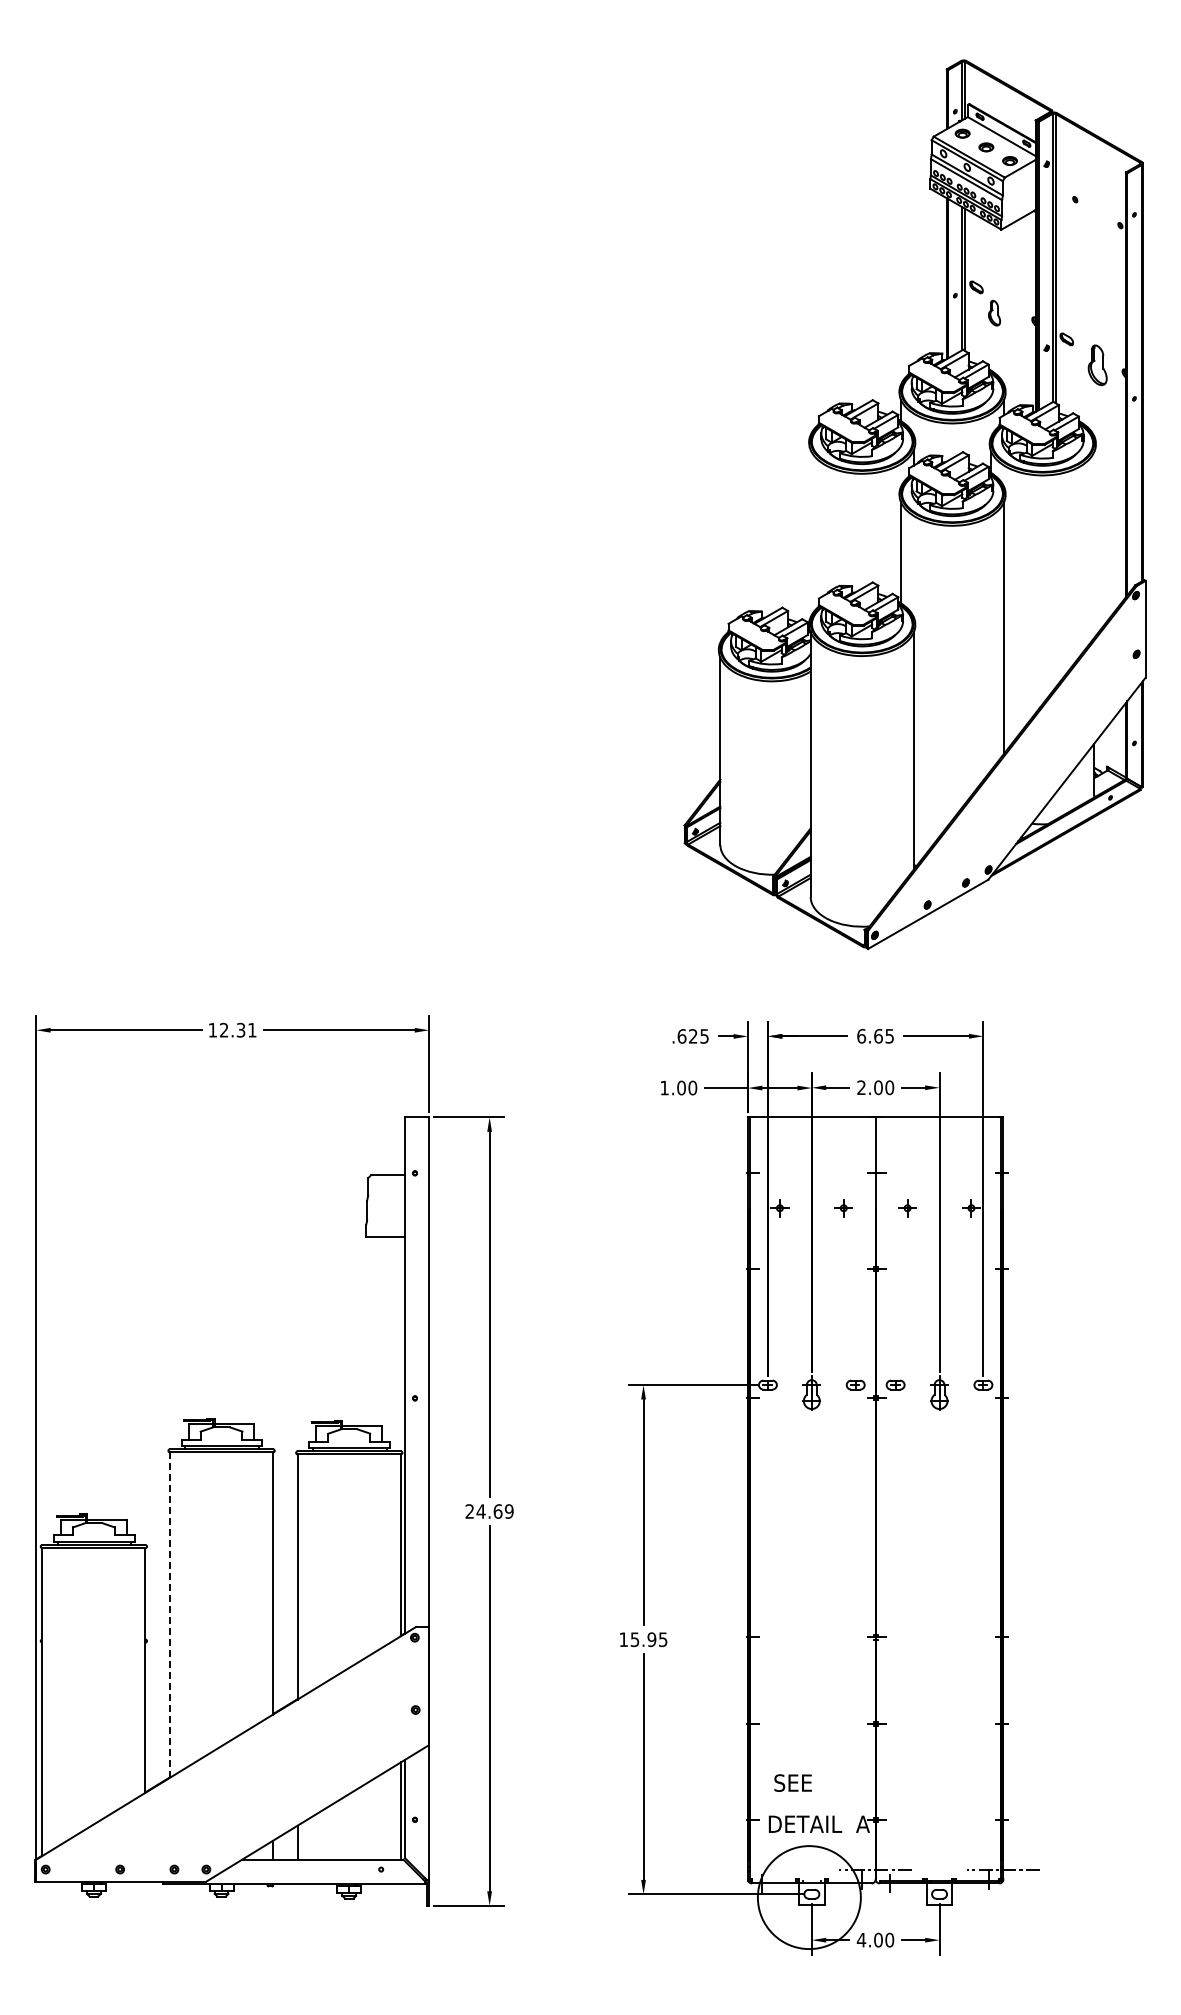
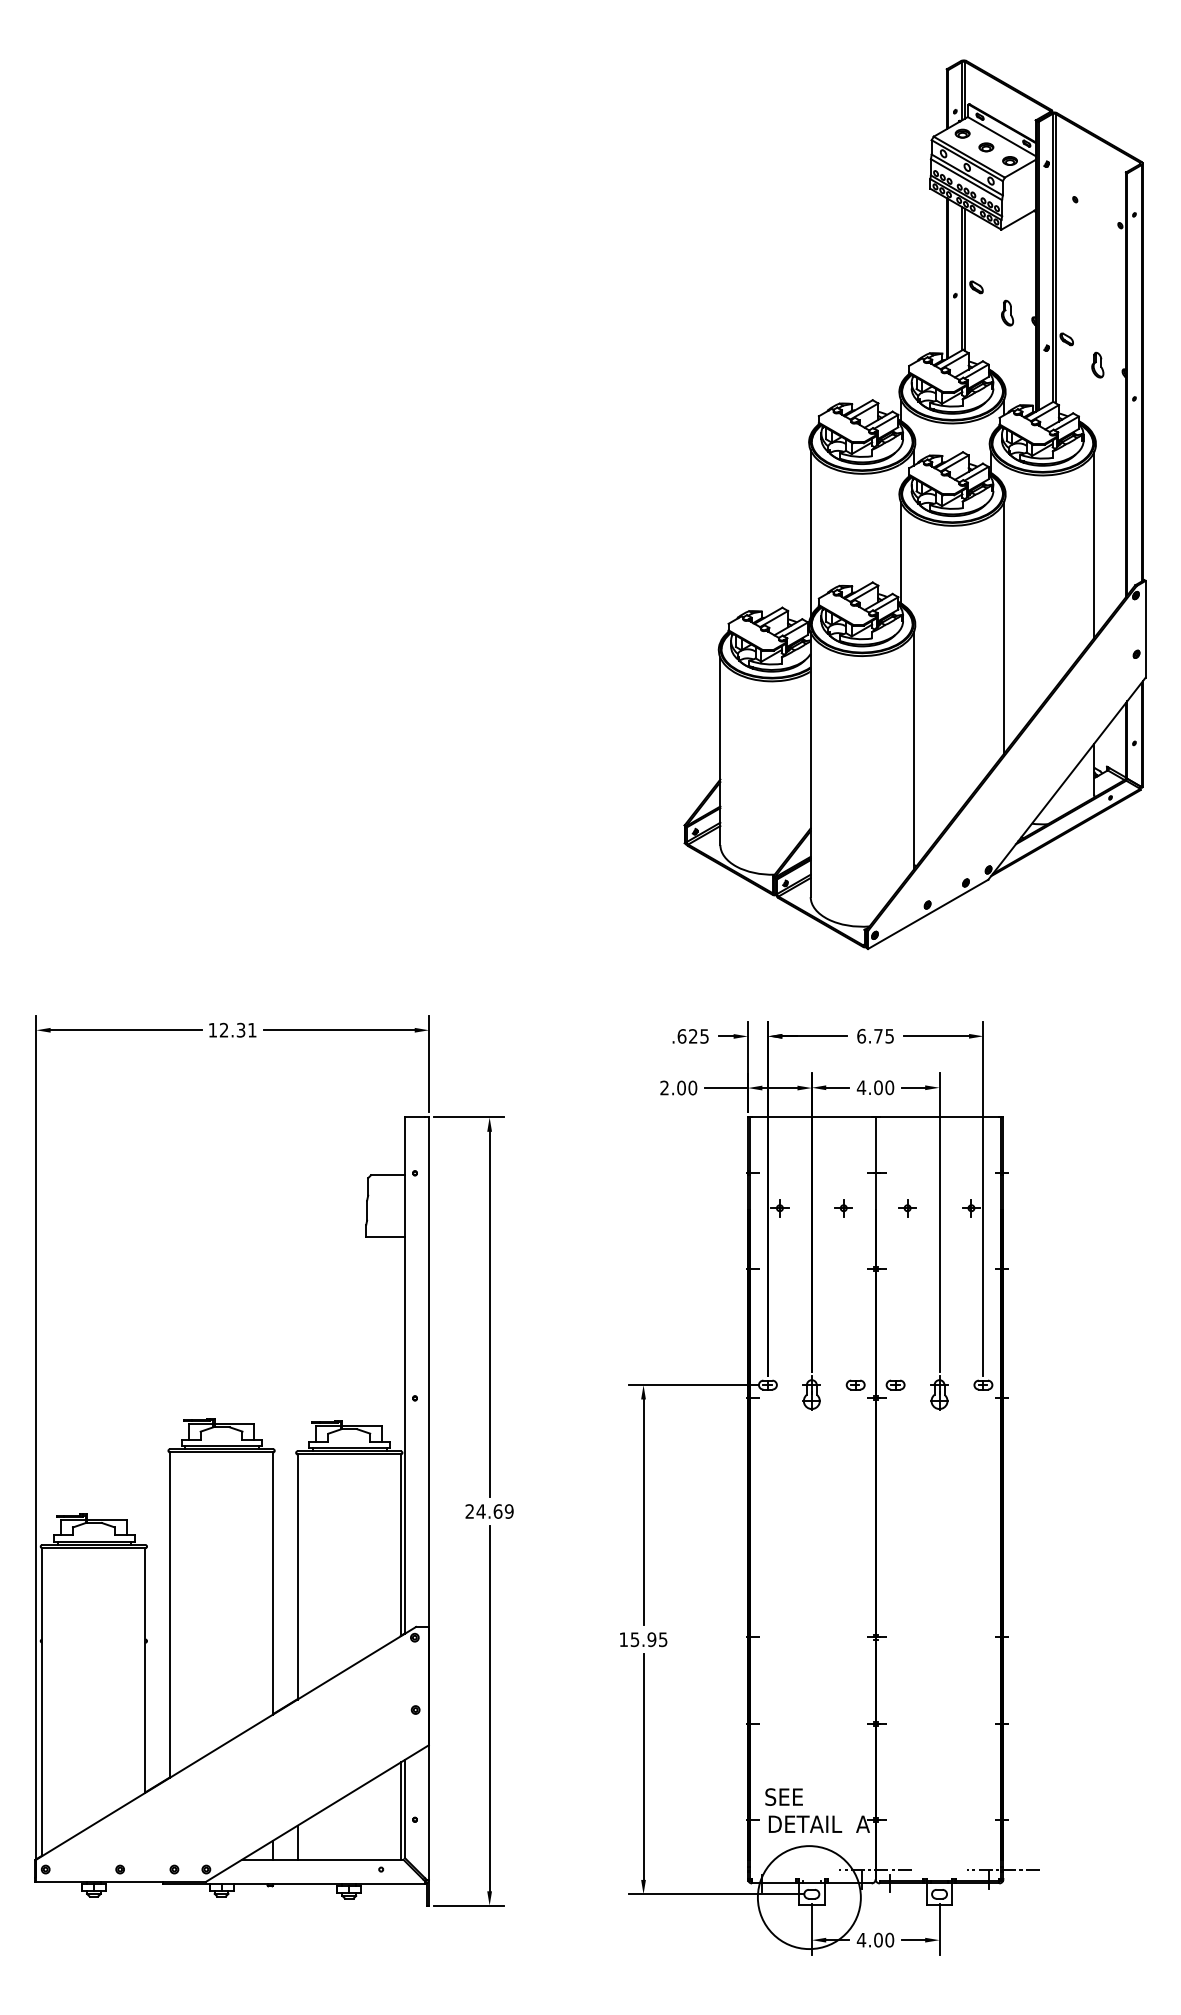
part position: (994, 312) -> (1007, 312) (1007, 312)
part size: 21x43 px -> 14x28 px (1097, 364)
line: none -> present (810, 533)
line: none -> present (1094, 544)
text: 6.65 -> 6.75 (878, 1035)
text: 1.00 -> 2.00 (664, 1087)
text: 2.00 -> 4.00 (861, 1087)
line: dashed -> solid (170, 1615)
text position: (792, 1782) -> (783, 1796) (783, 1796)
